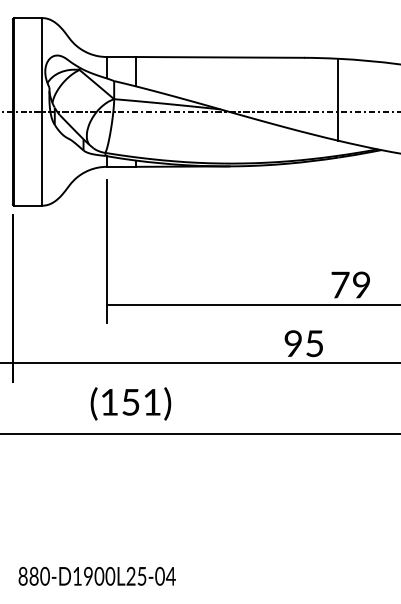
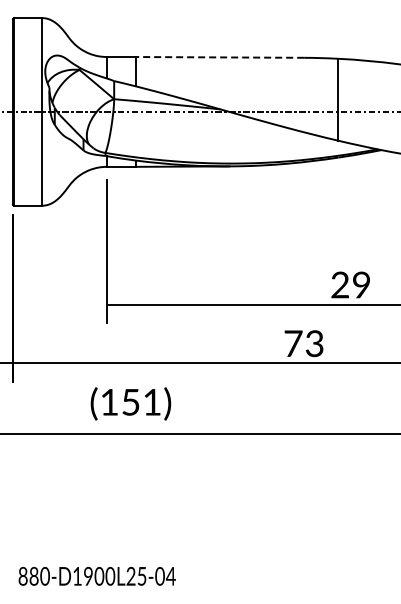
line: solid -> dashed (220, 57)
text: 79 -> 29 (340, 284)
text: 95 -> 73 (303, 343)
